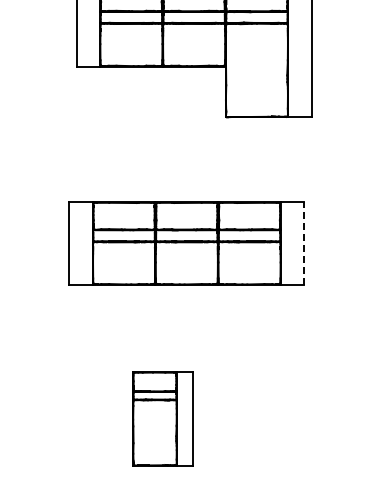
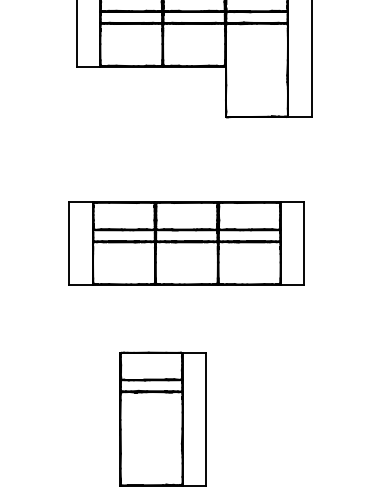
line: dashed -> solid (304, 243)
part size: 62x96 px -> 88x136 px (162, 418)
